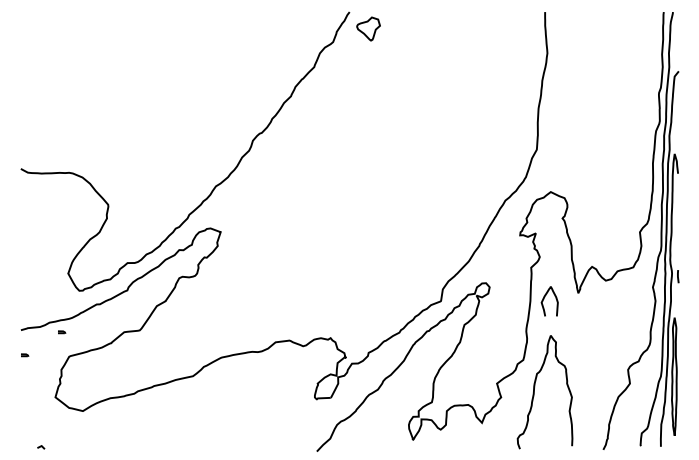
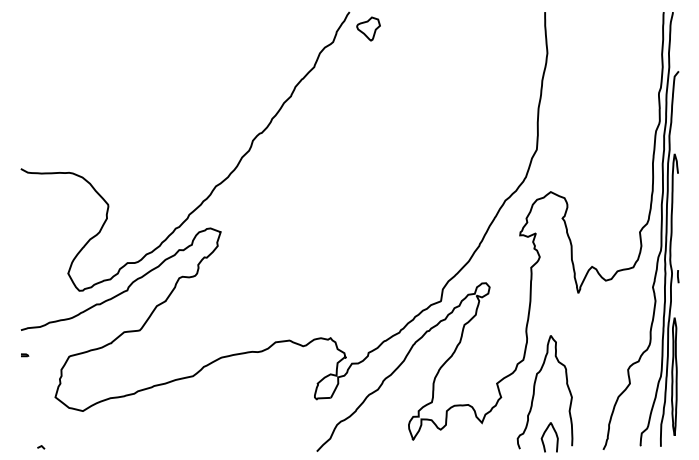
curve position: (544, 299) -> (544, 435) (544, 435)
part: present -> none (62, 332)
